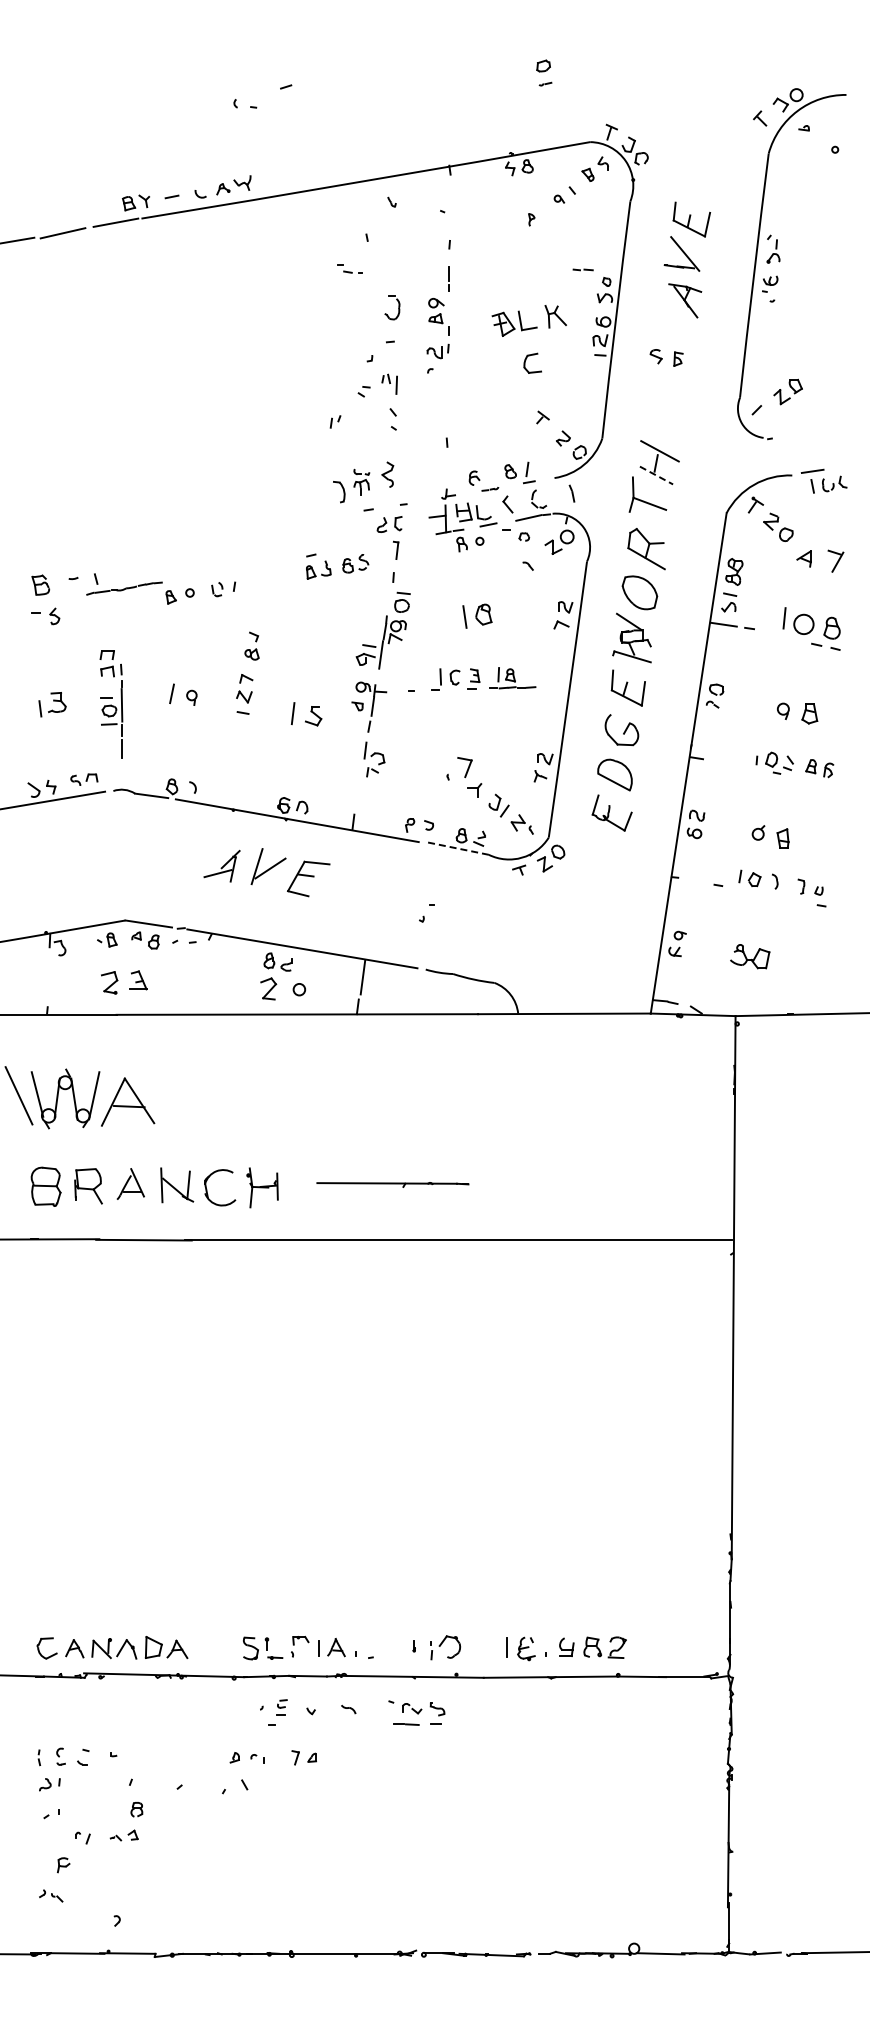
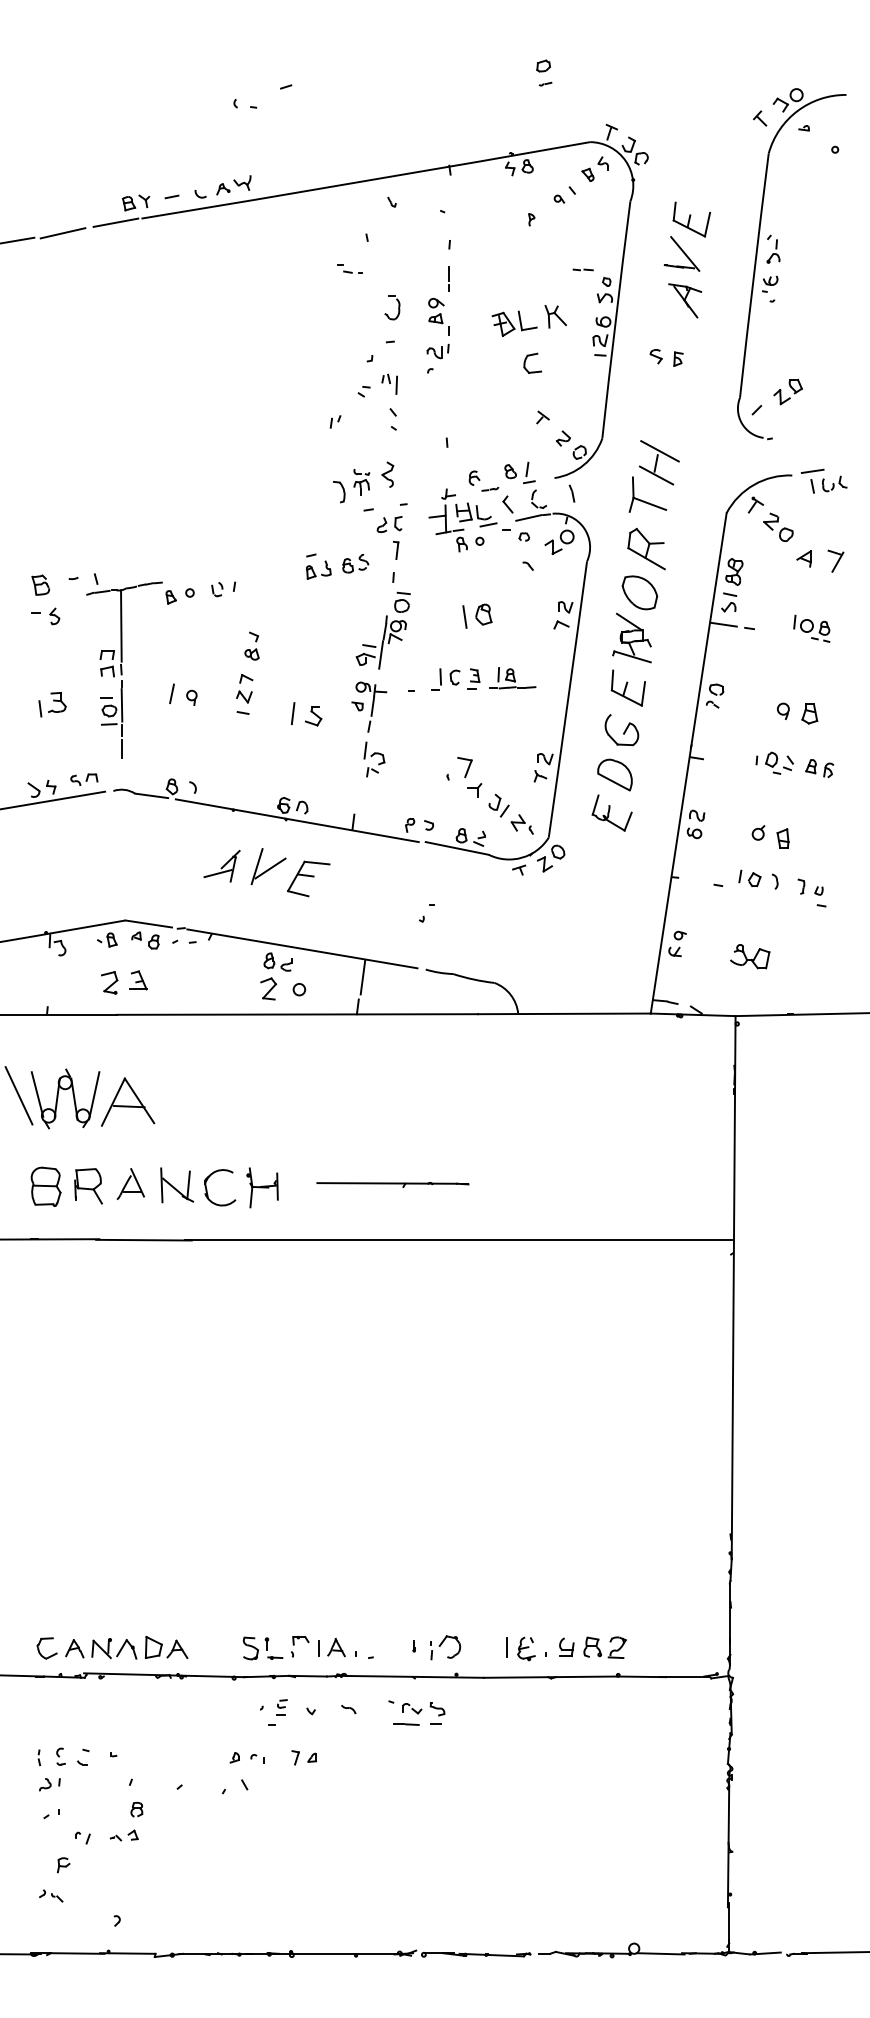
line: dashed -> solid (656, 475)
line: none -> present (121, 625)
part size: 59x44 px -> 38x29 px (811, 628)
line: dashed -> solid (456, 848)
